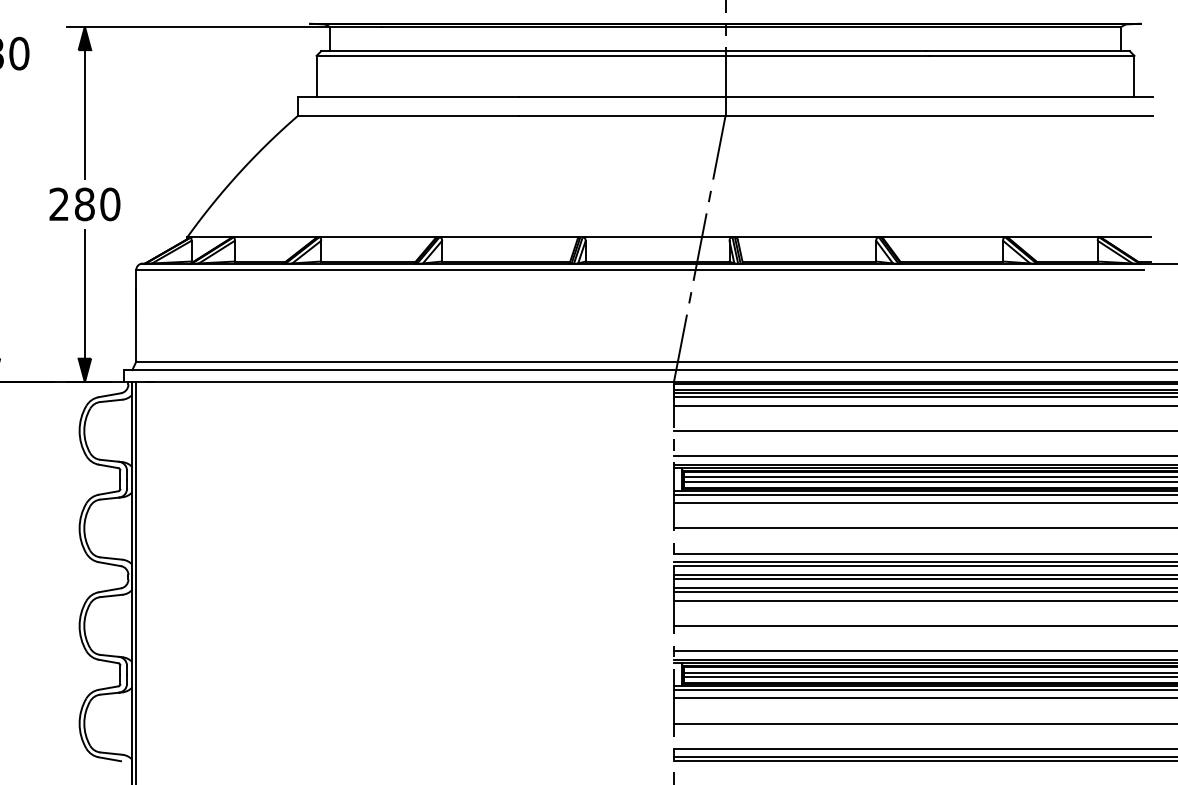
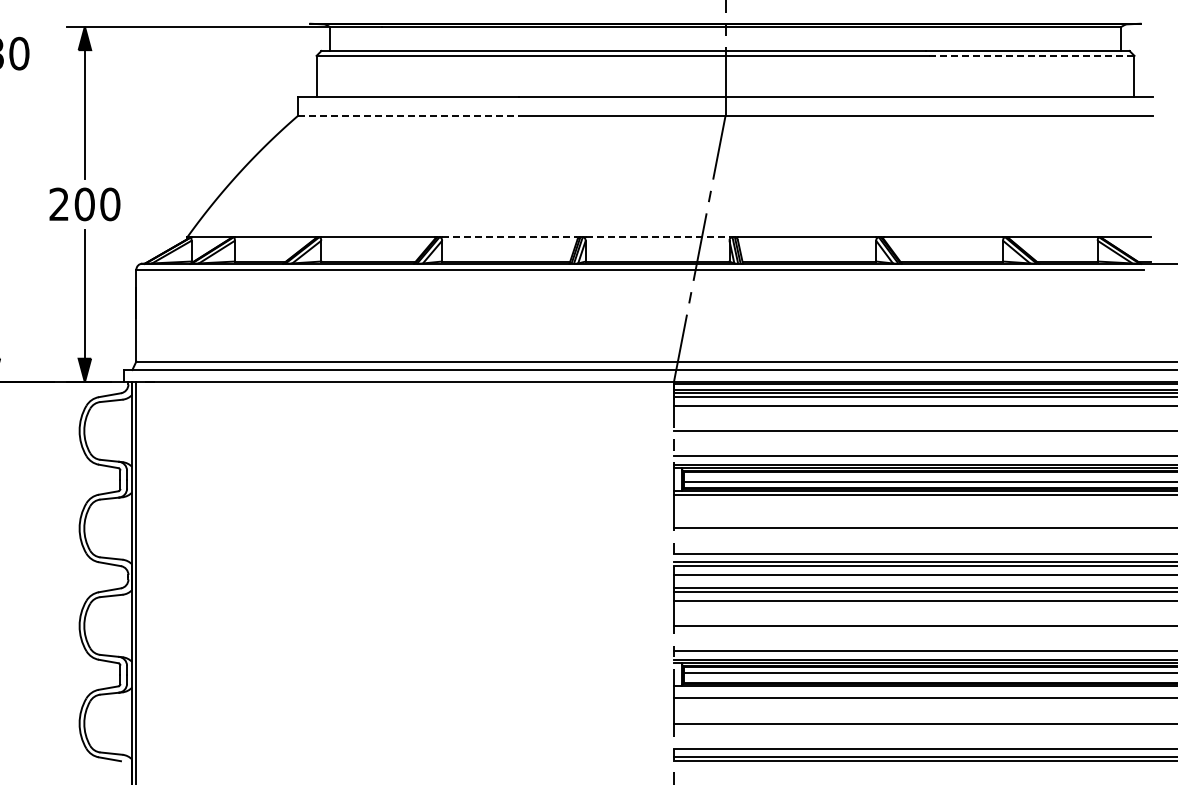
line: solid -> dashed (1031, 55)
line: solid -> dashed (408, 115)
text: 280 -> 200 (84, 204)
line: solid -> dashed (509, 237)
line: solid -> dashed (657, 237)
line: present -> none (929, 477)
line: present -> none (923, 503)
line: present -> none (923, 579)
line: present -> none (929, 677)
line: present -> none (923, 689)
